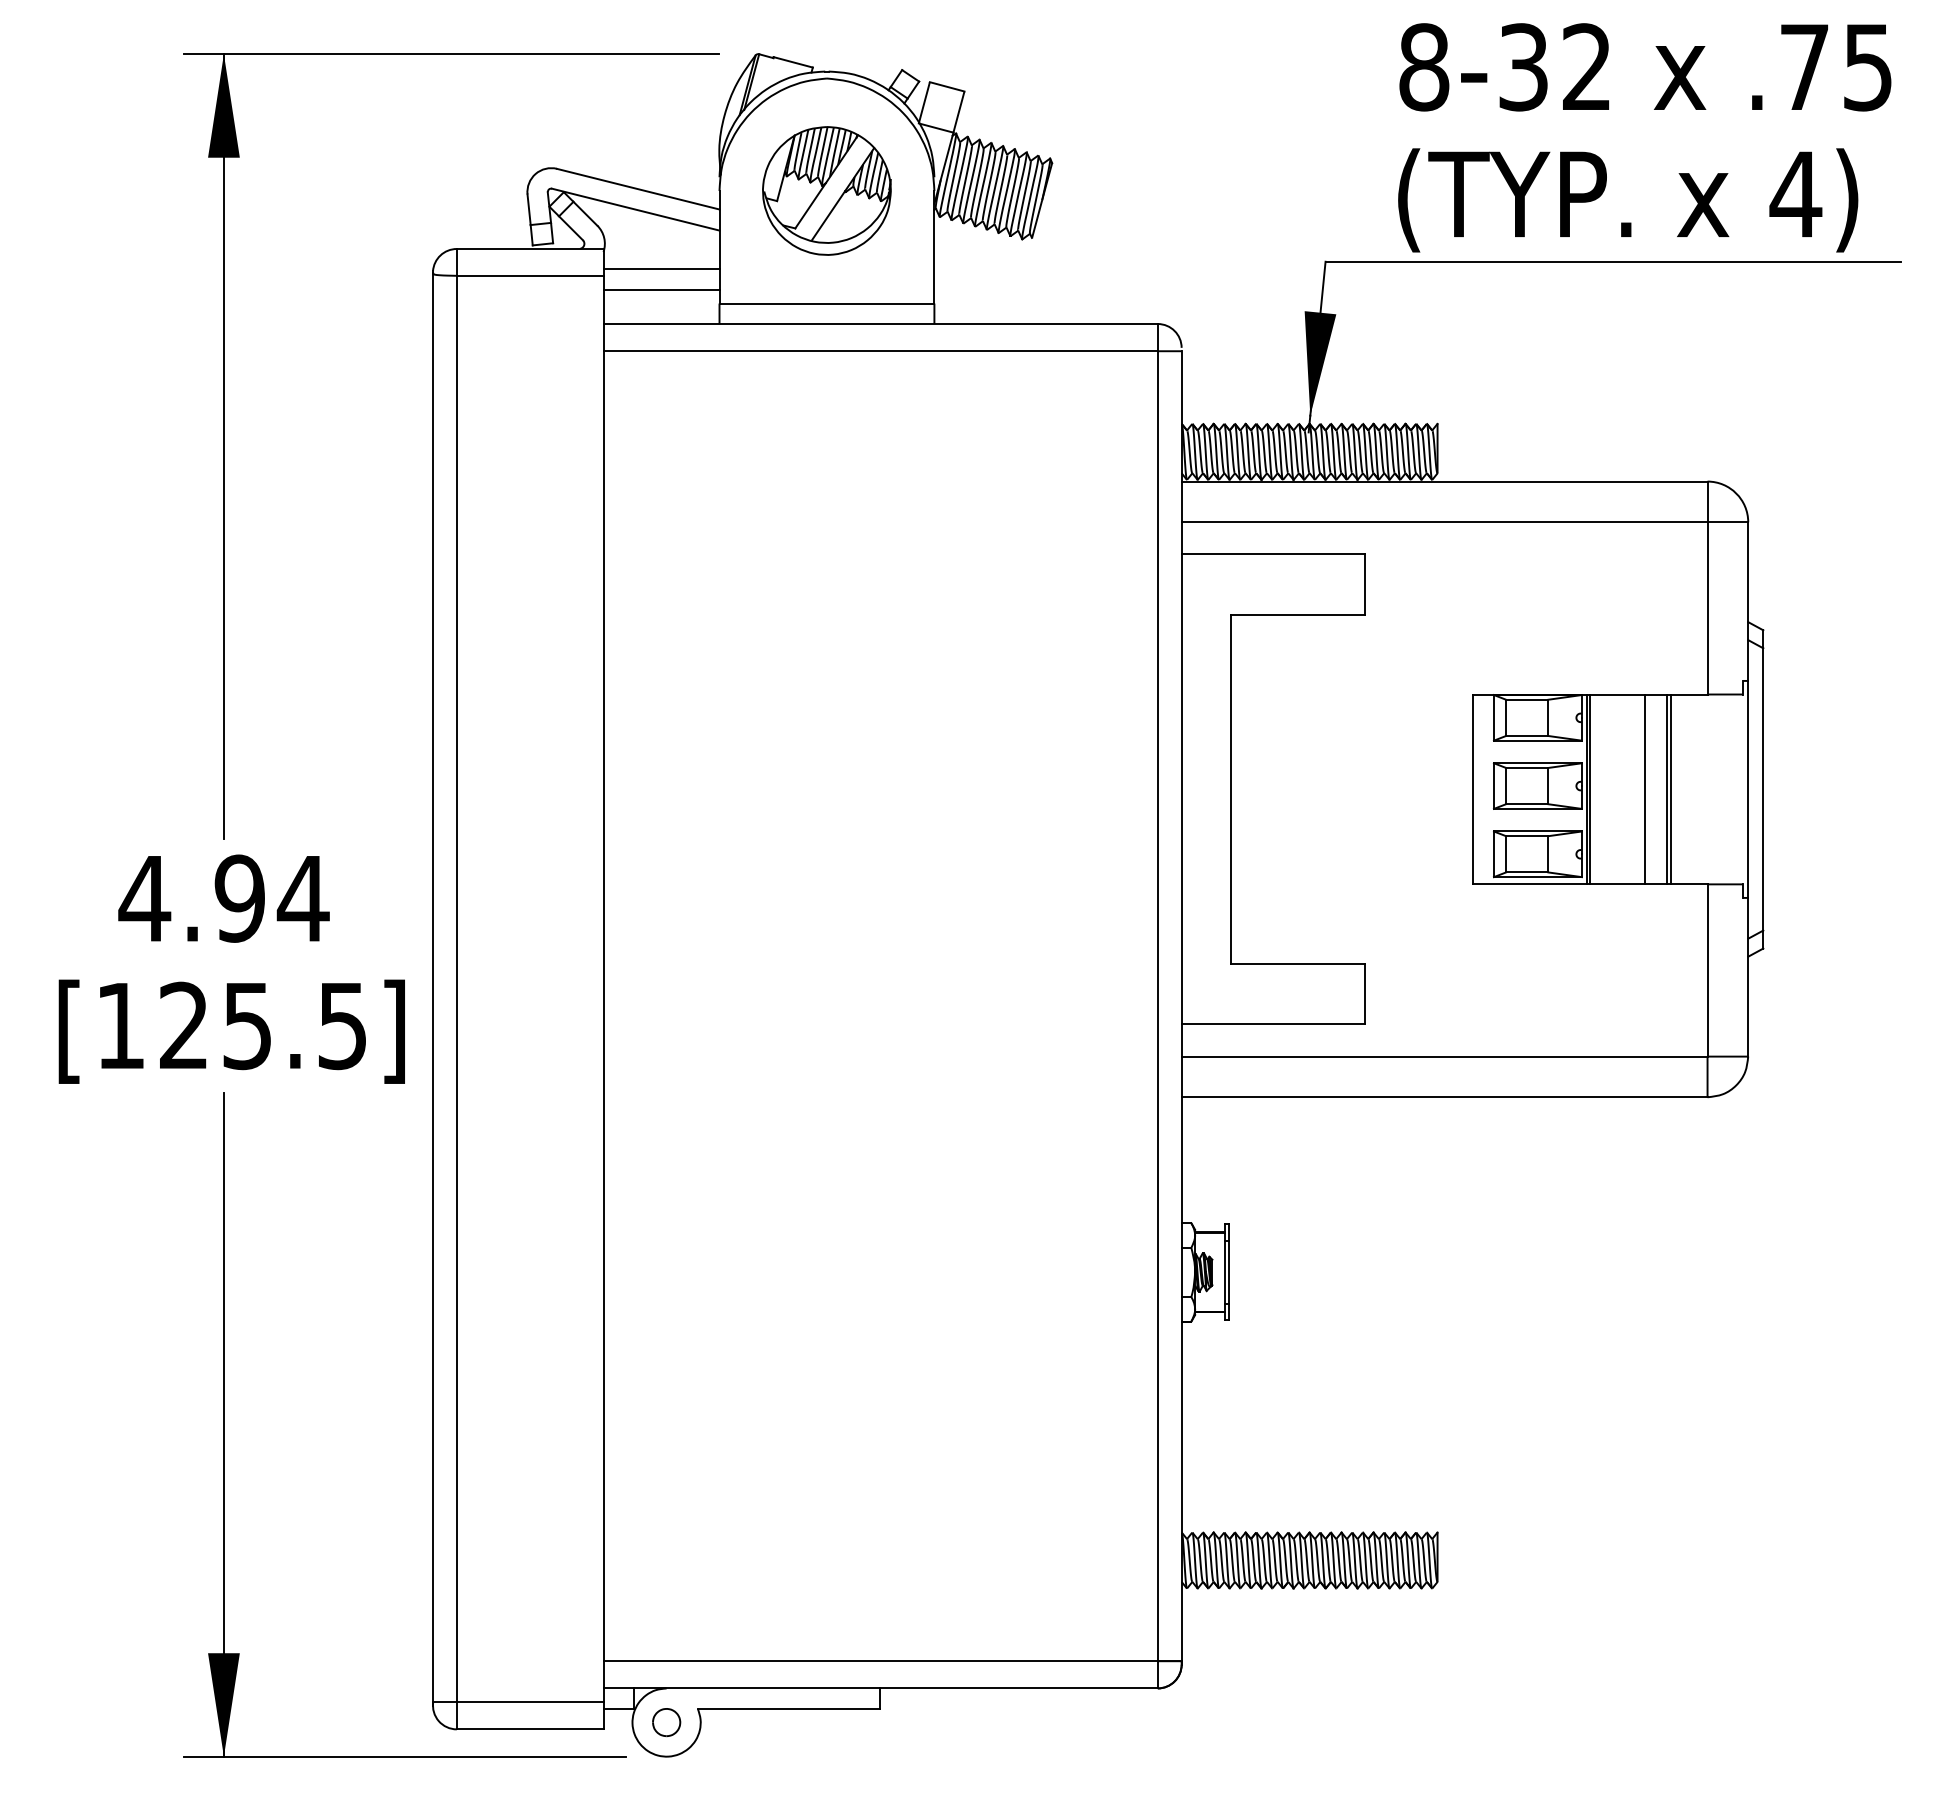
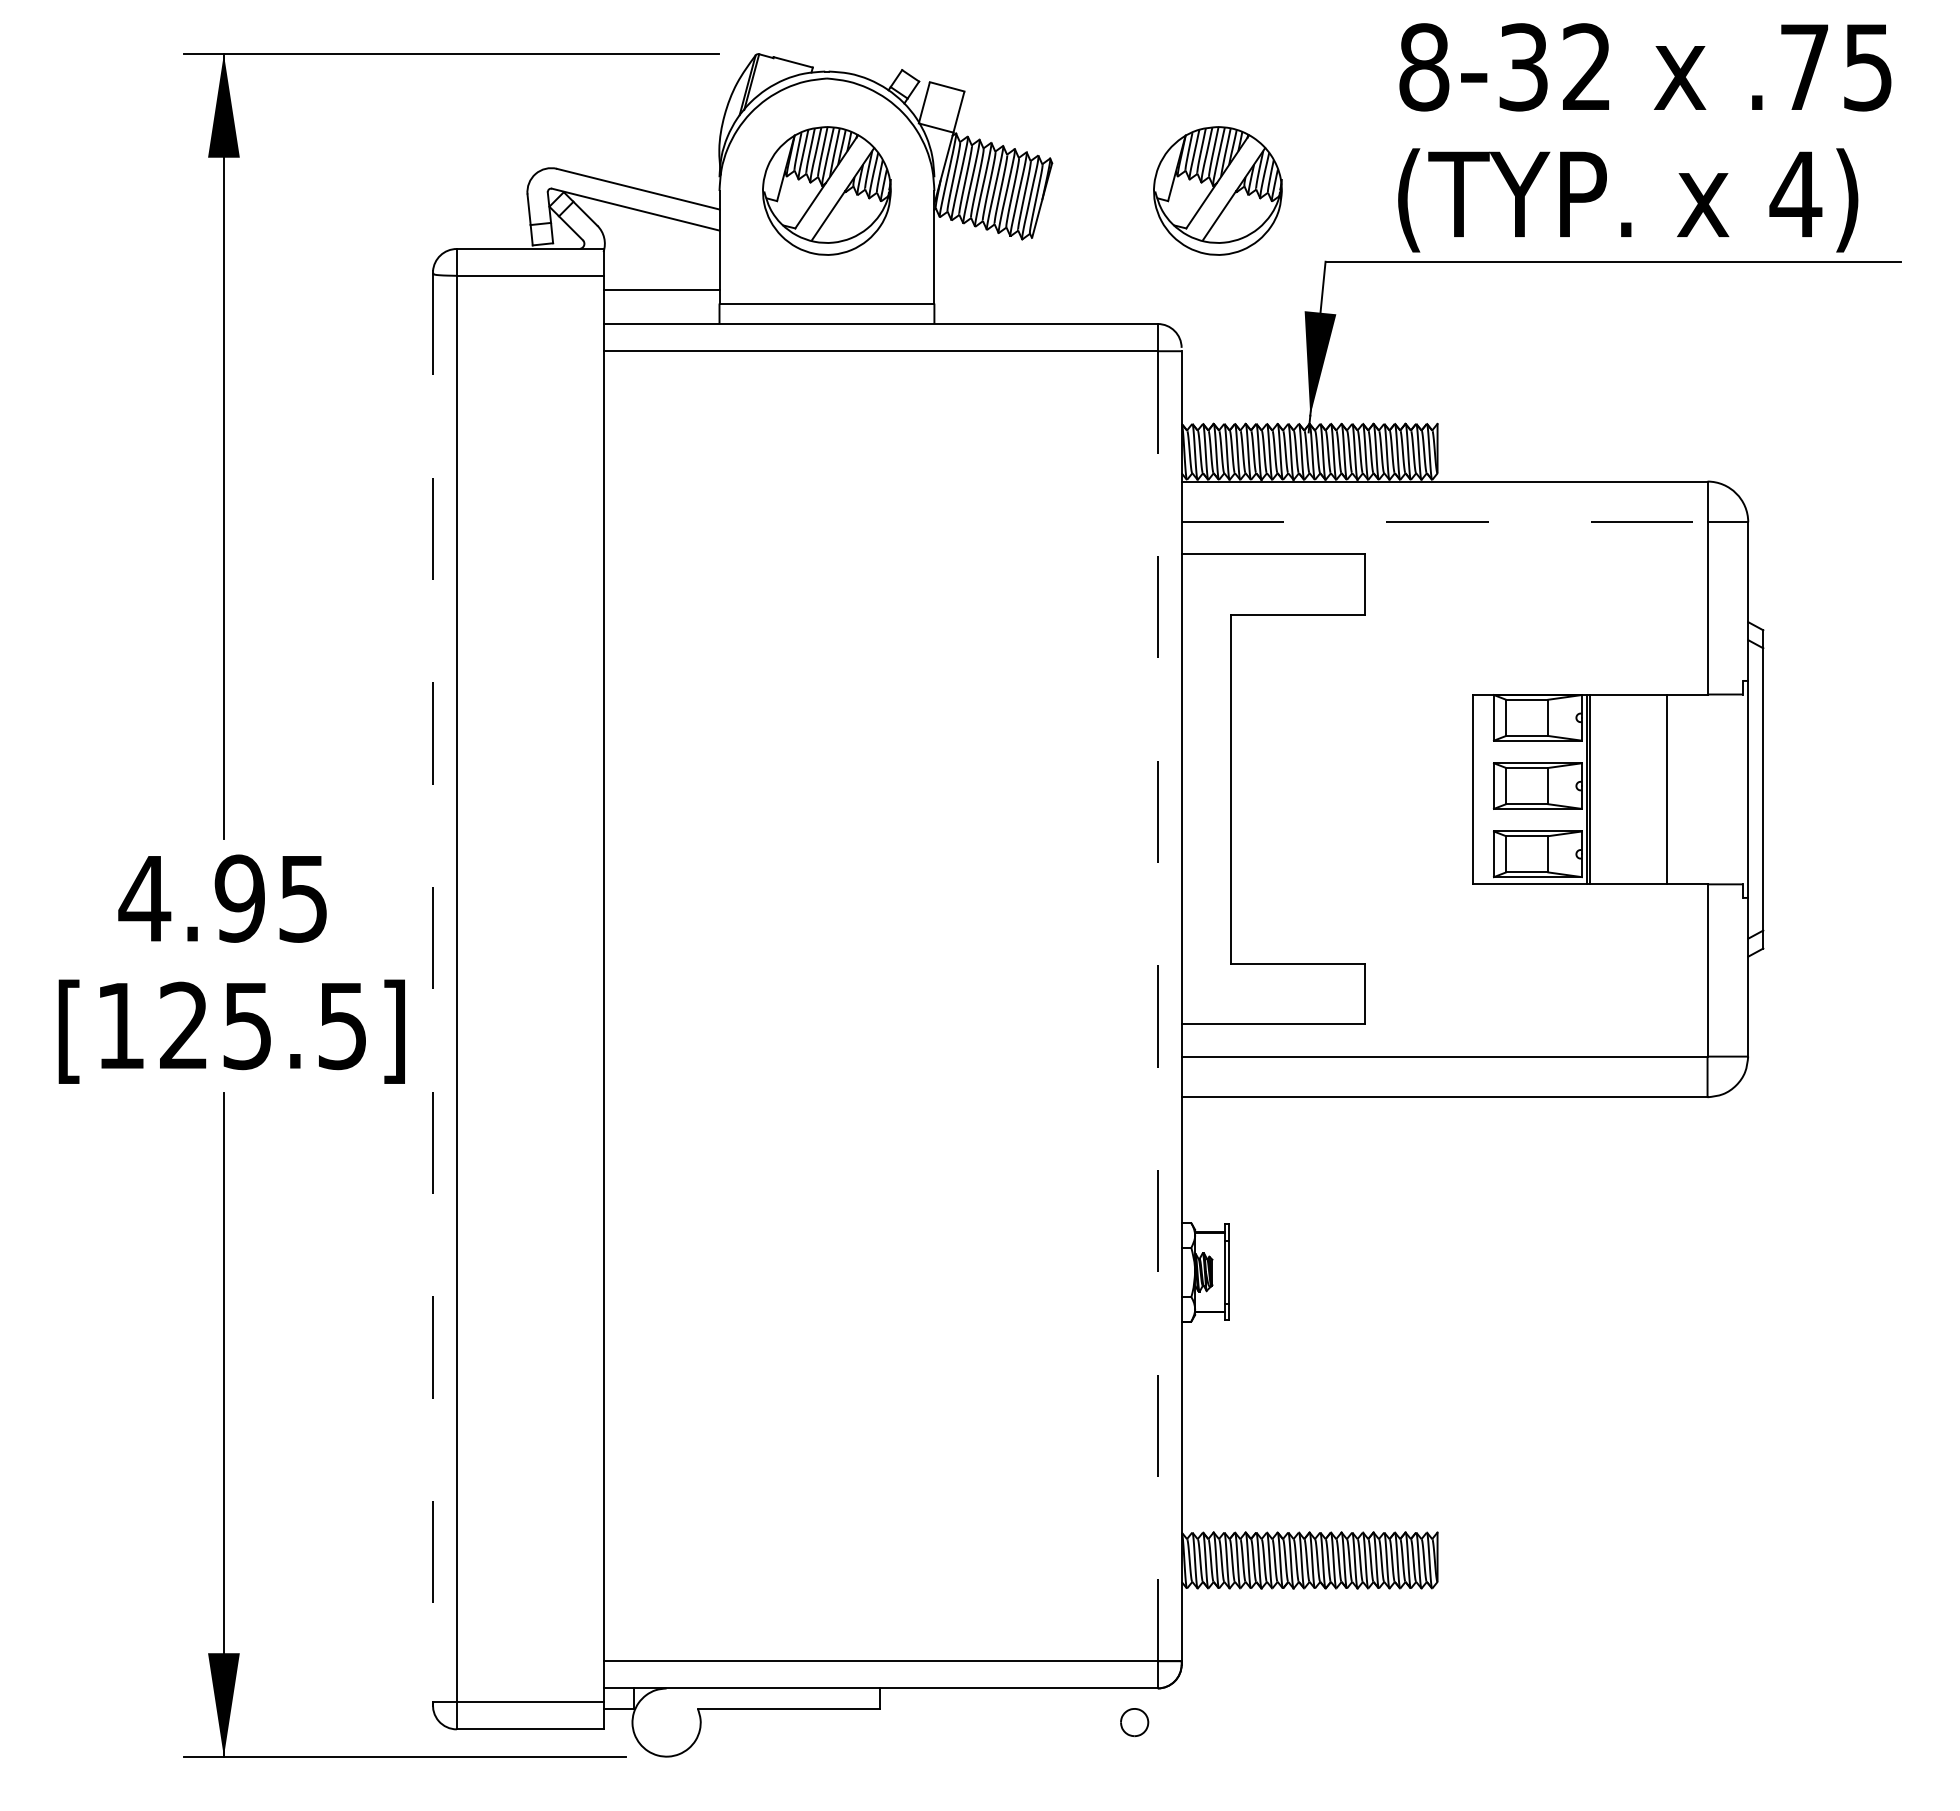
part: none -> present (1217, 190)
line: present -> none (661, 269)
line: solid -> dashed (1444, 522)
line: present -> none (1645, 789)
line: present -> none (1670, 789)
text: 4.94 -> 4.95 (302, 899)
line: solid -> dashed (432, 987)
line: solid -> dashed (1157, 1006)
part position: (666, 1722) -> (1134, 1722) (1134, 1722)
